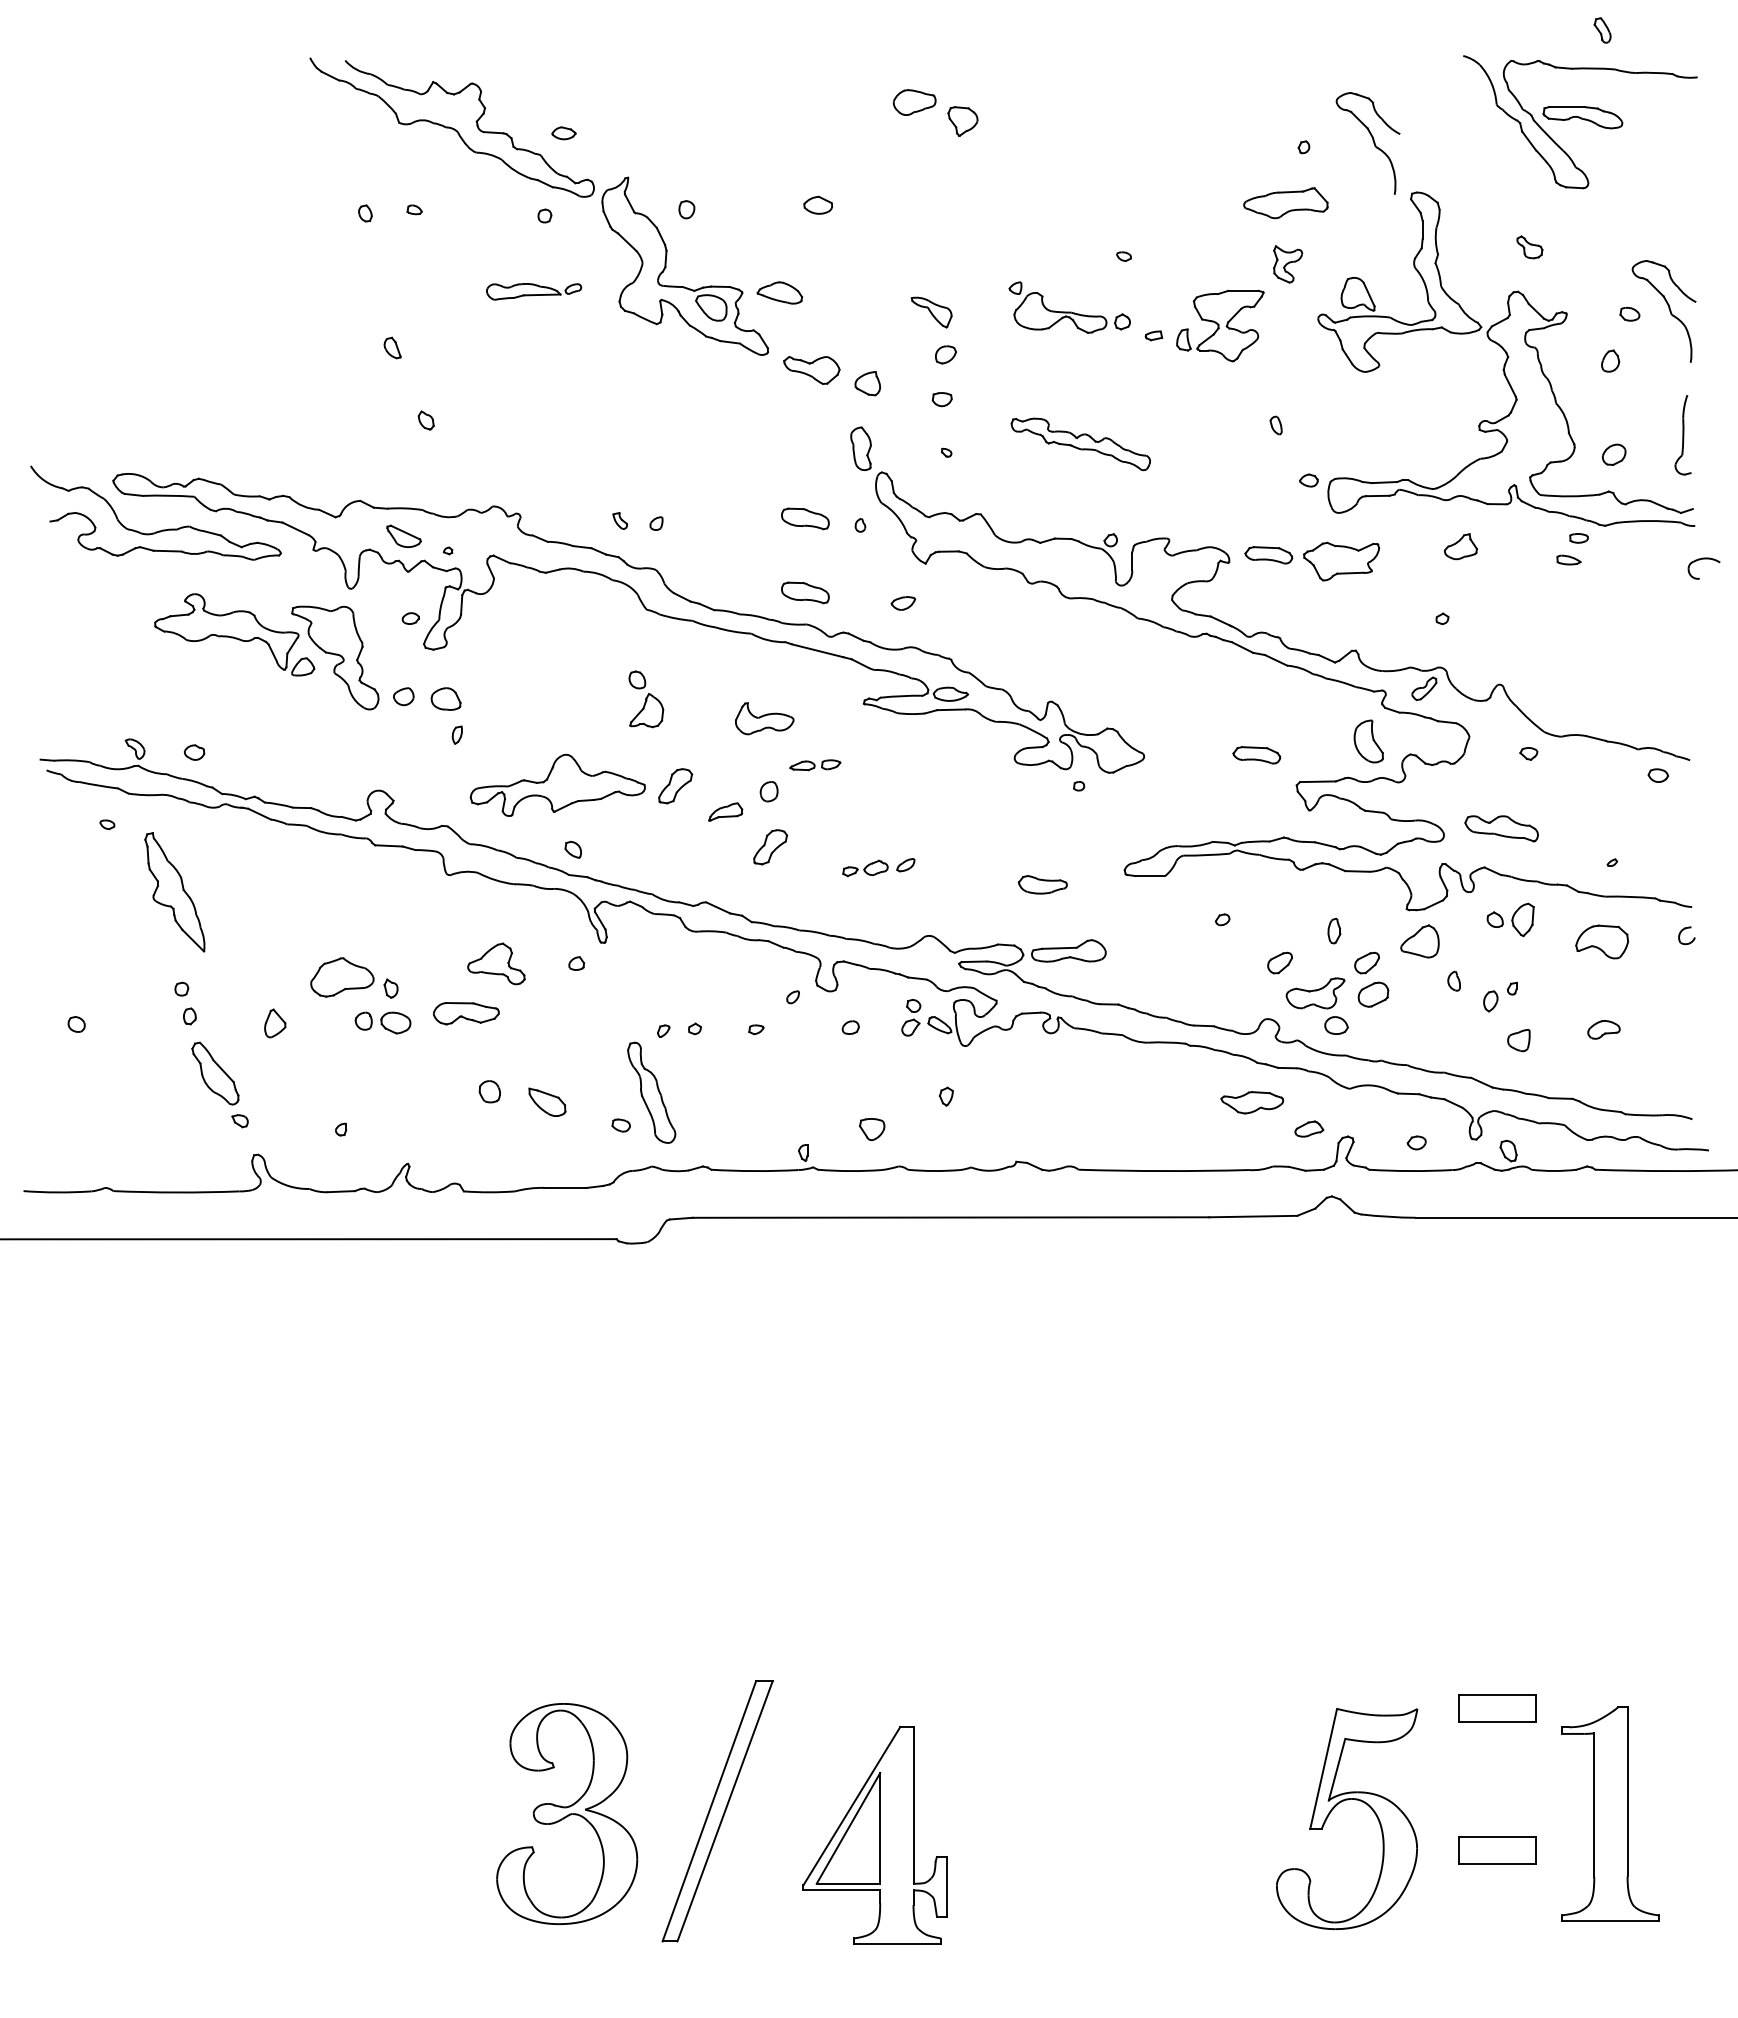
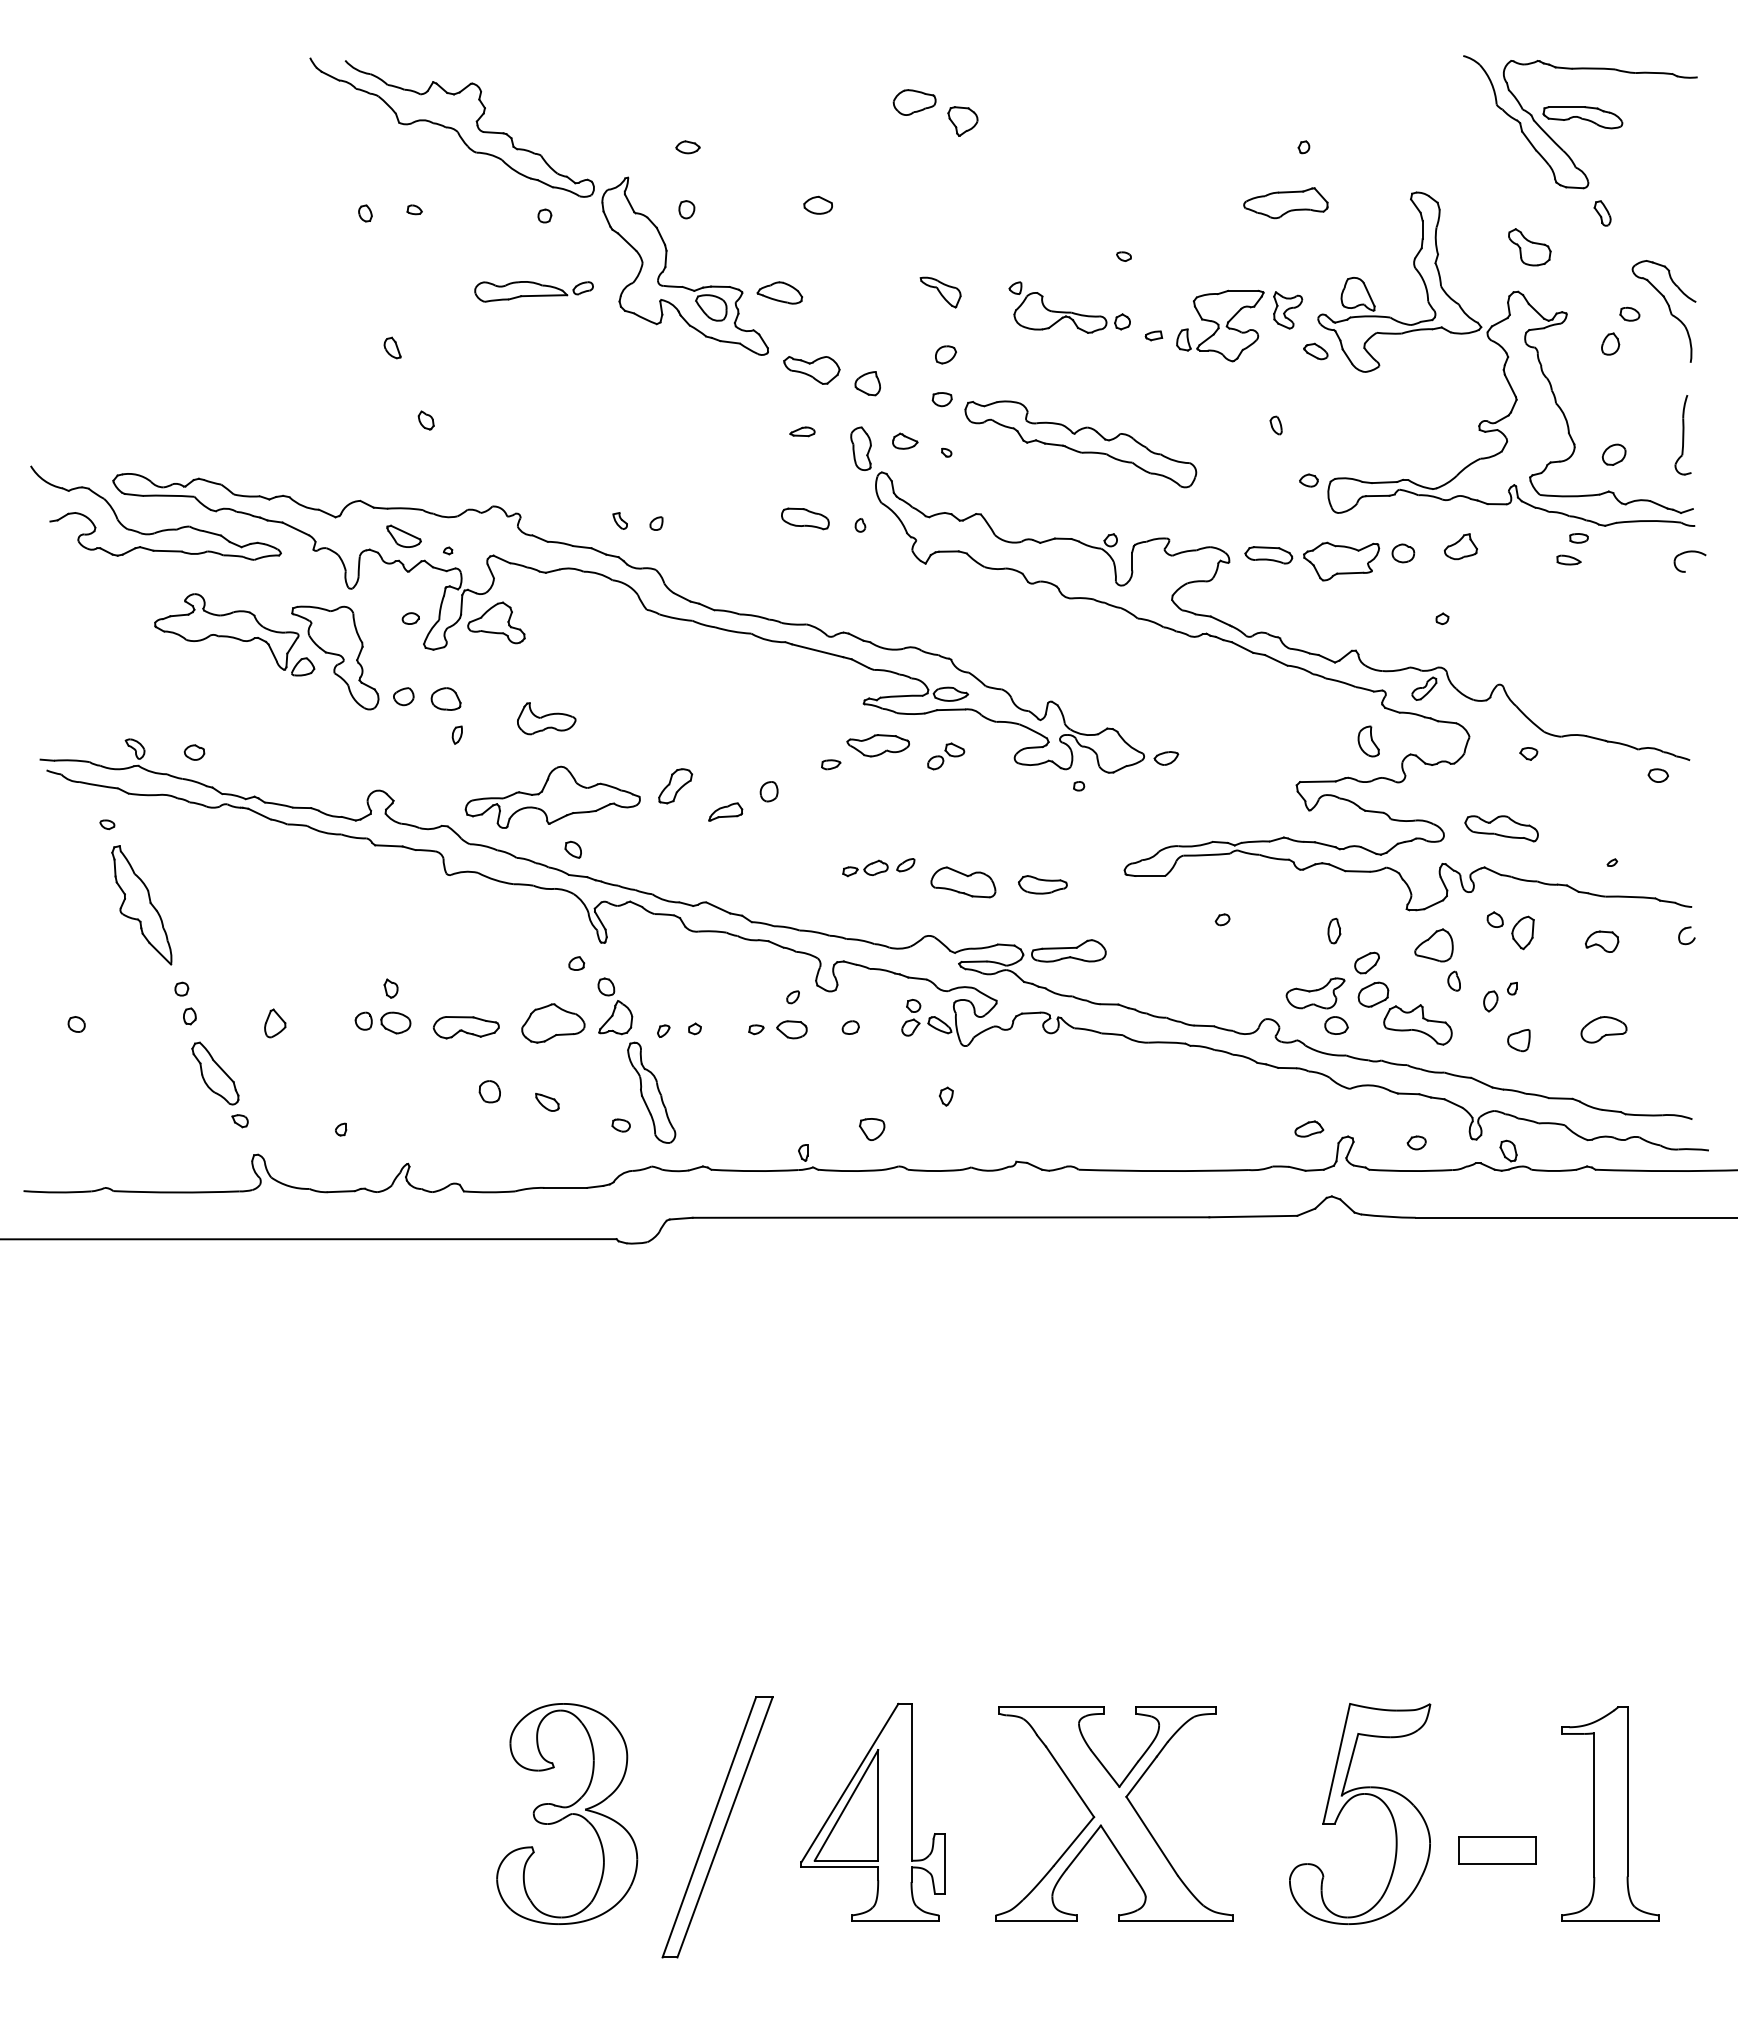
part position: (1602, 30) -> (1602, 213) (1602, 213)
part position: (563, 133) -> (687, 147) (687, 147)
part: present -> none (1367, 143)
part size: 28x25 px -> 44x39 px (1529, 247)
part position: (1288, 264) -> (1288, 310) (1288, 310)
part size: 97x18 px -> 120x22 px (533, 291)
part position: (931, 312) -> (940, 292) (940, 292)
part: none -> present (1315, 351)
part position: (1610, 360) -> (1610, 343) (1610, 343)
part: none -> present (905, 440)
part size: 141x55 px -> 234x89 px (1080, 444)
part: none -> present (1403, 553)
part position: (1699, 560) -> (1685, 553) (1685, 553)
part: present -> none (805, 592)
part position: (903, 603) -> (1166, 758) (1166, 758)
part position: (646, 699) -> (615, 1006) (615, 1006)
part position: (764, 718) -> (546, 718) (546, 718)
part size: 31x45 px -> 23x33 px (1368, 741)
part: present -> none (1256, 755)
part: none -> present (946, 756)
part position: (802, 765) -> (802, 431) (802, 431)
part position: (557, 784) -> (552, 796) (552, 796)
part: present -> none (770, 847)
part: none -> present (963, 882)
part position: (174, 892) -> (141, 905) (141, 905)
part position: (1522, 919) -> (1522, 932) (1522, 932)
part position: (1419, 941) -> (1433, 945) (1433, 945)
part size: 55x36 px -> 36x23 px (1601, 941)
part: present -> none (1279, 962)
part position: (496, 963) -> (496, 622) (496, 622)
part position: (342, 977) -> (553, 1023) (553, 1023)
part position: (465, 1013) -> (465, 1027) (465, 1027)
part: none -> present (1417, 1024)
part: none -> present (791, 1029)
part size: 34x20 px -> 48x28 px (1603, 1029)
part size: 39x30 px -> 25x19 px (547, 1102)
part position: (1251, 1102) -> (877, 745) (877, 745)
part: present -> none (1497, 1708)
part position: (1336, 1806) -> (1349, 1801) (1349, 1801)
part position: (717, 1811) -> (717, 1827) (717, 1827)
part: none -> present (1114, 1813)
part position: (874, 1834) -> (872, 1811) (872, 1811)
